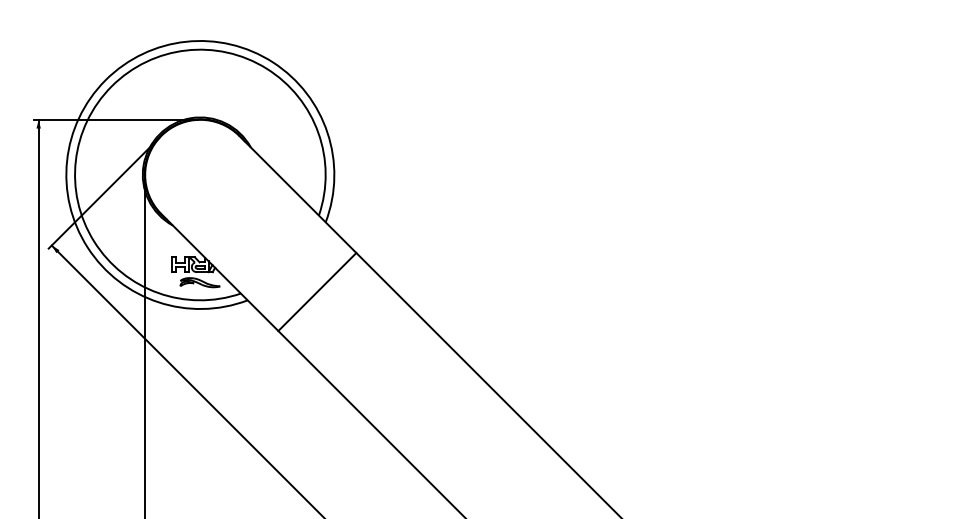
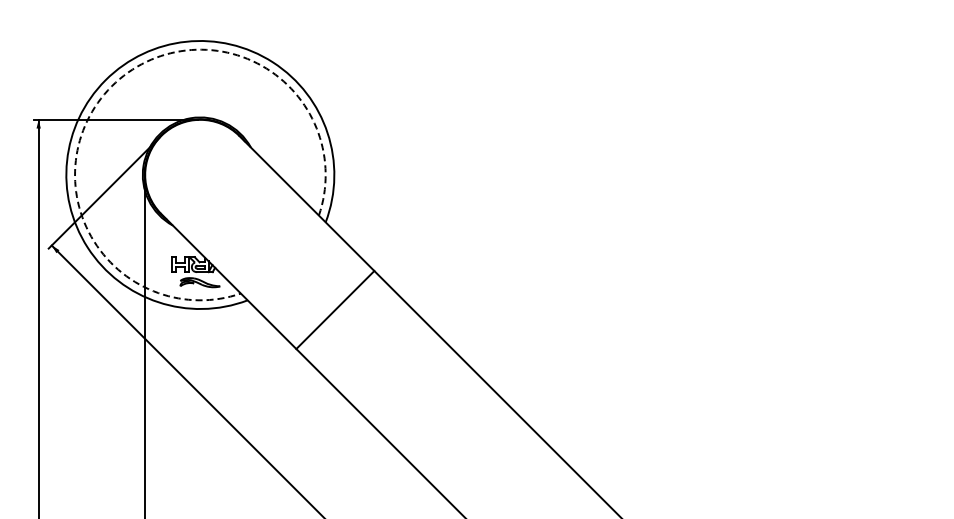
arc: solid -> dashed (111, 86)
line position: (317, 292) -> (335, 310) (335, 310)
